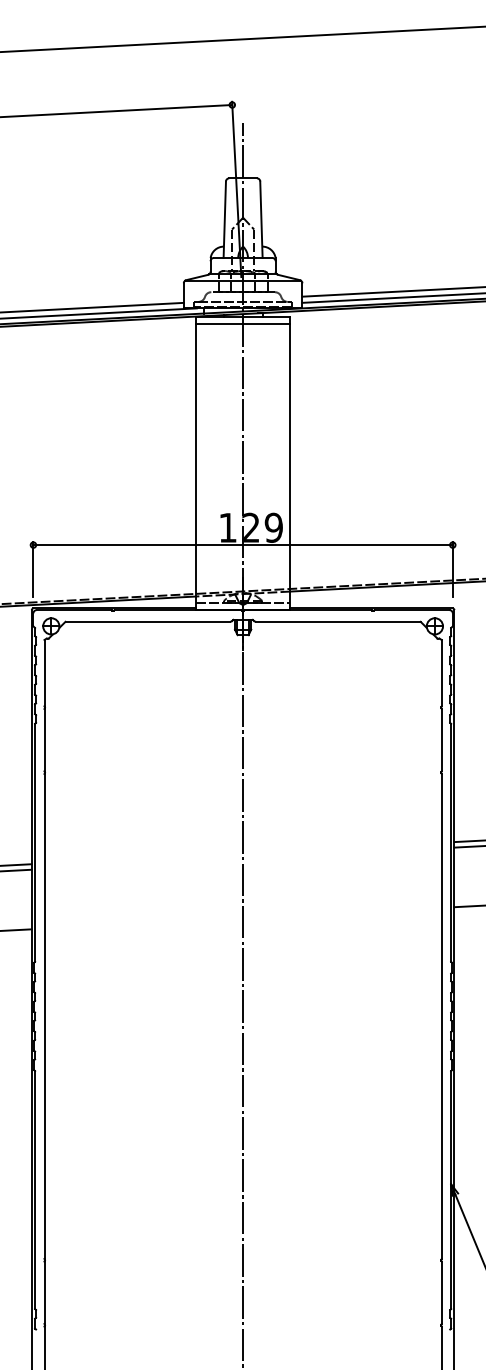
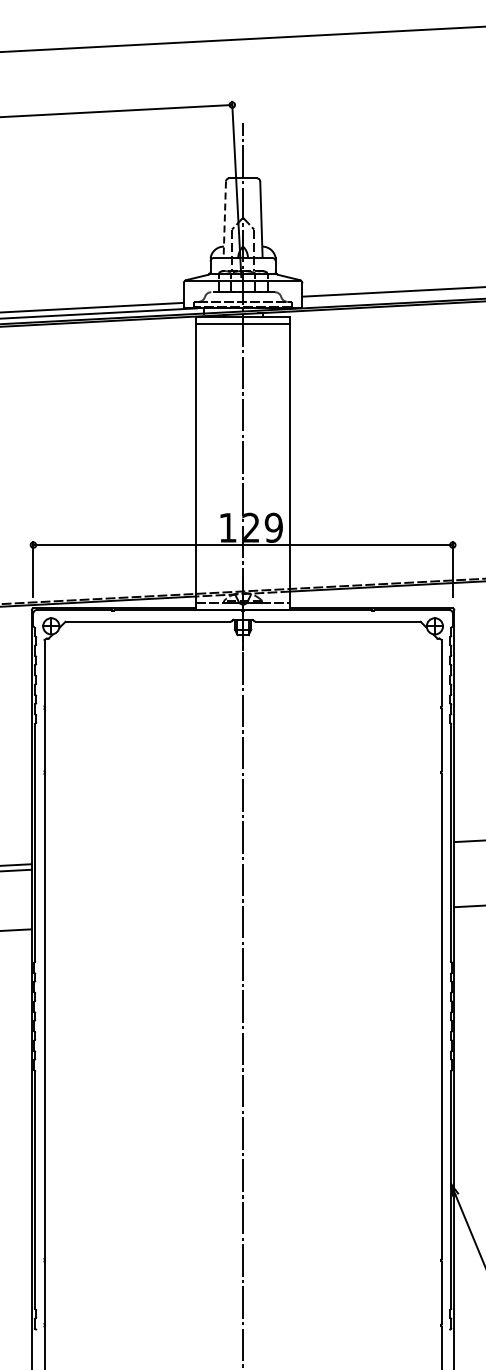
line: solid -> dashed (224, 220)
line: present -> none (392, 297)
line: present -> none (468, 846)
